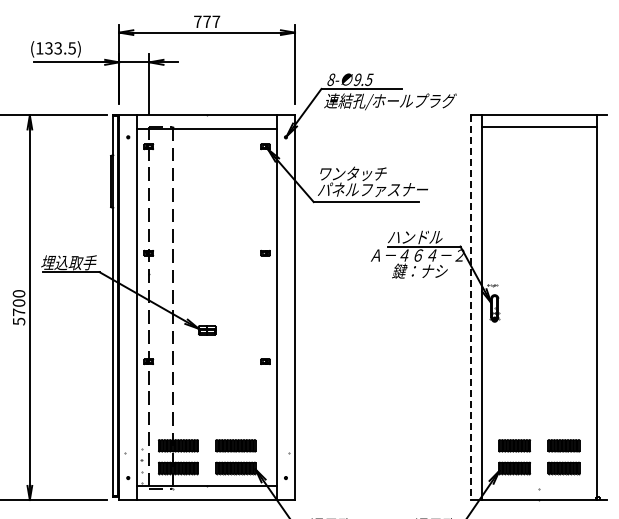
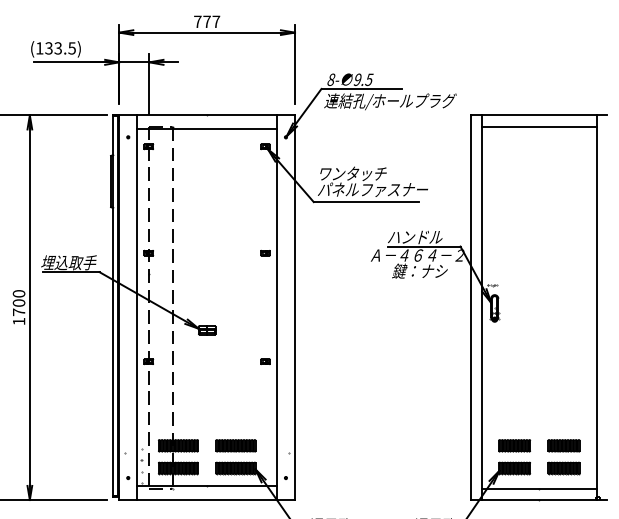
line: dashed -> solid (471, 308)
text: 5700 -> 1700 (19, 321)
line: none -> present (539, 488)
